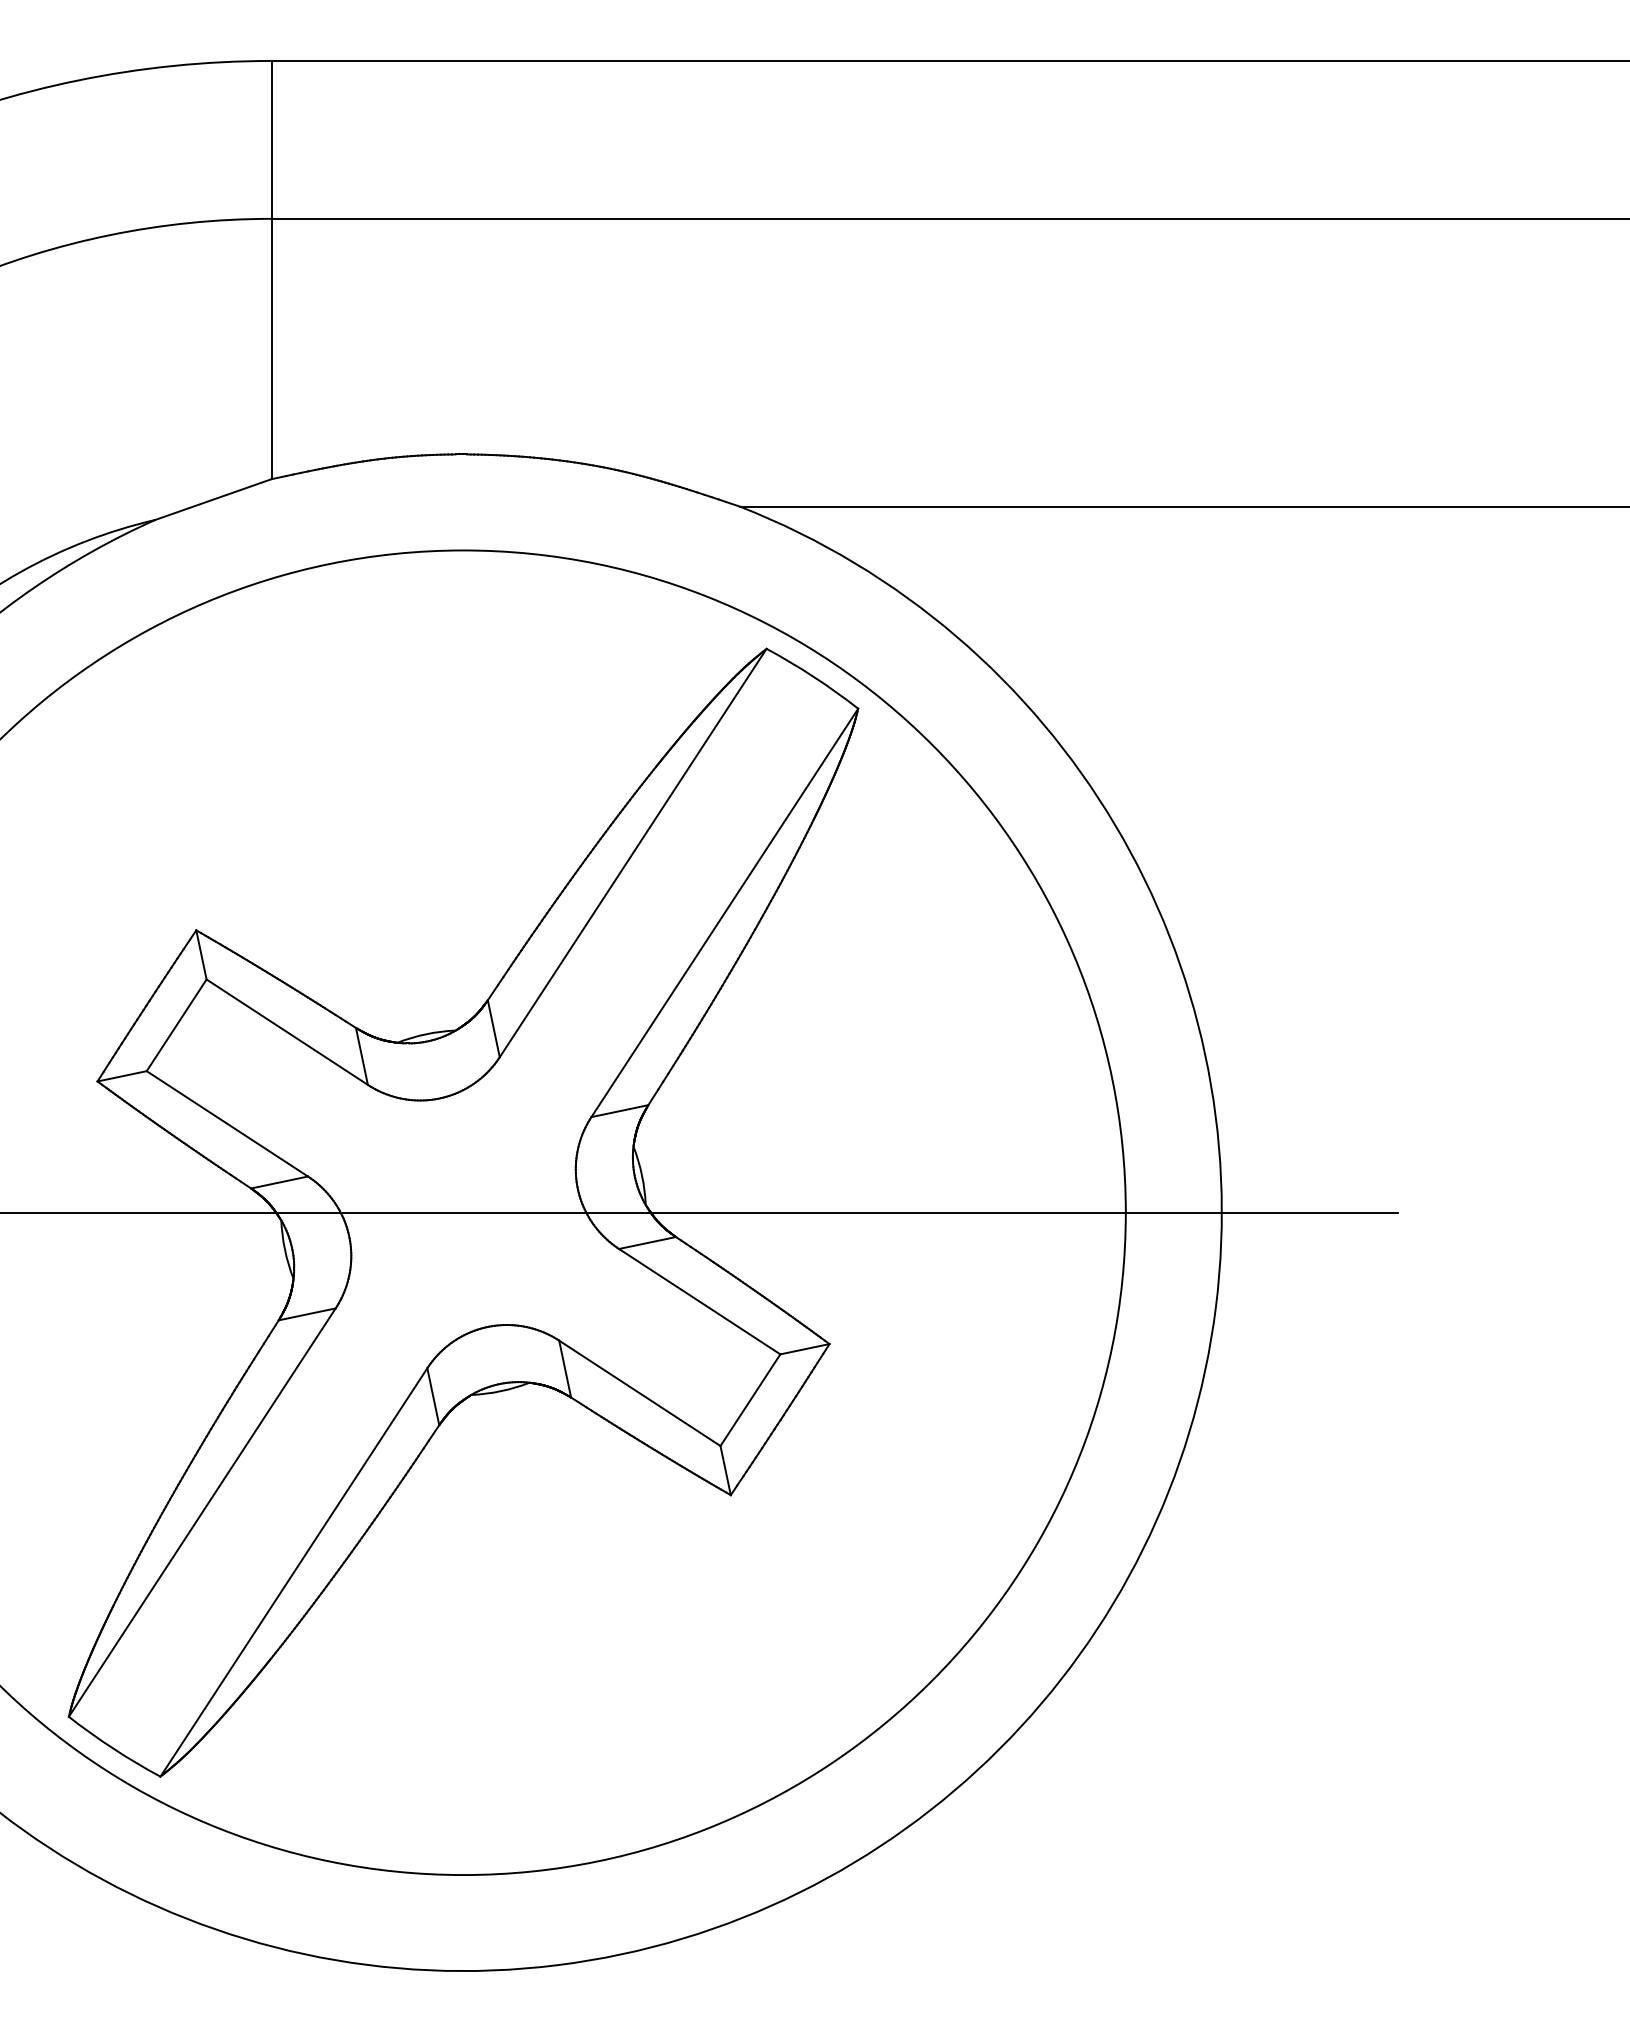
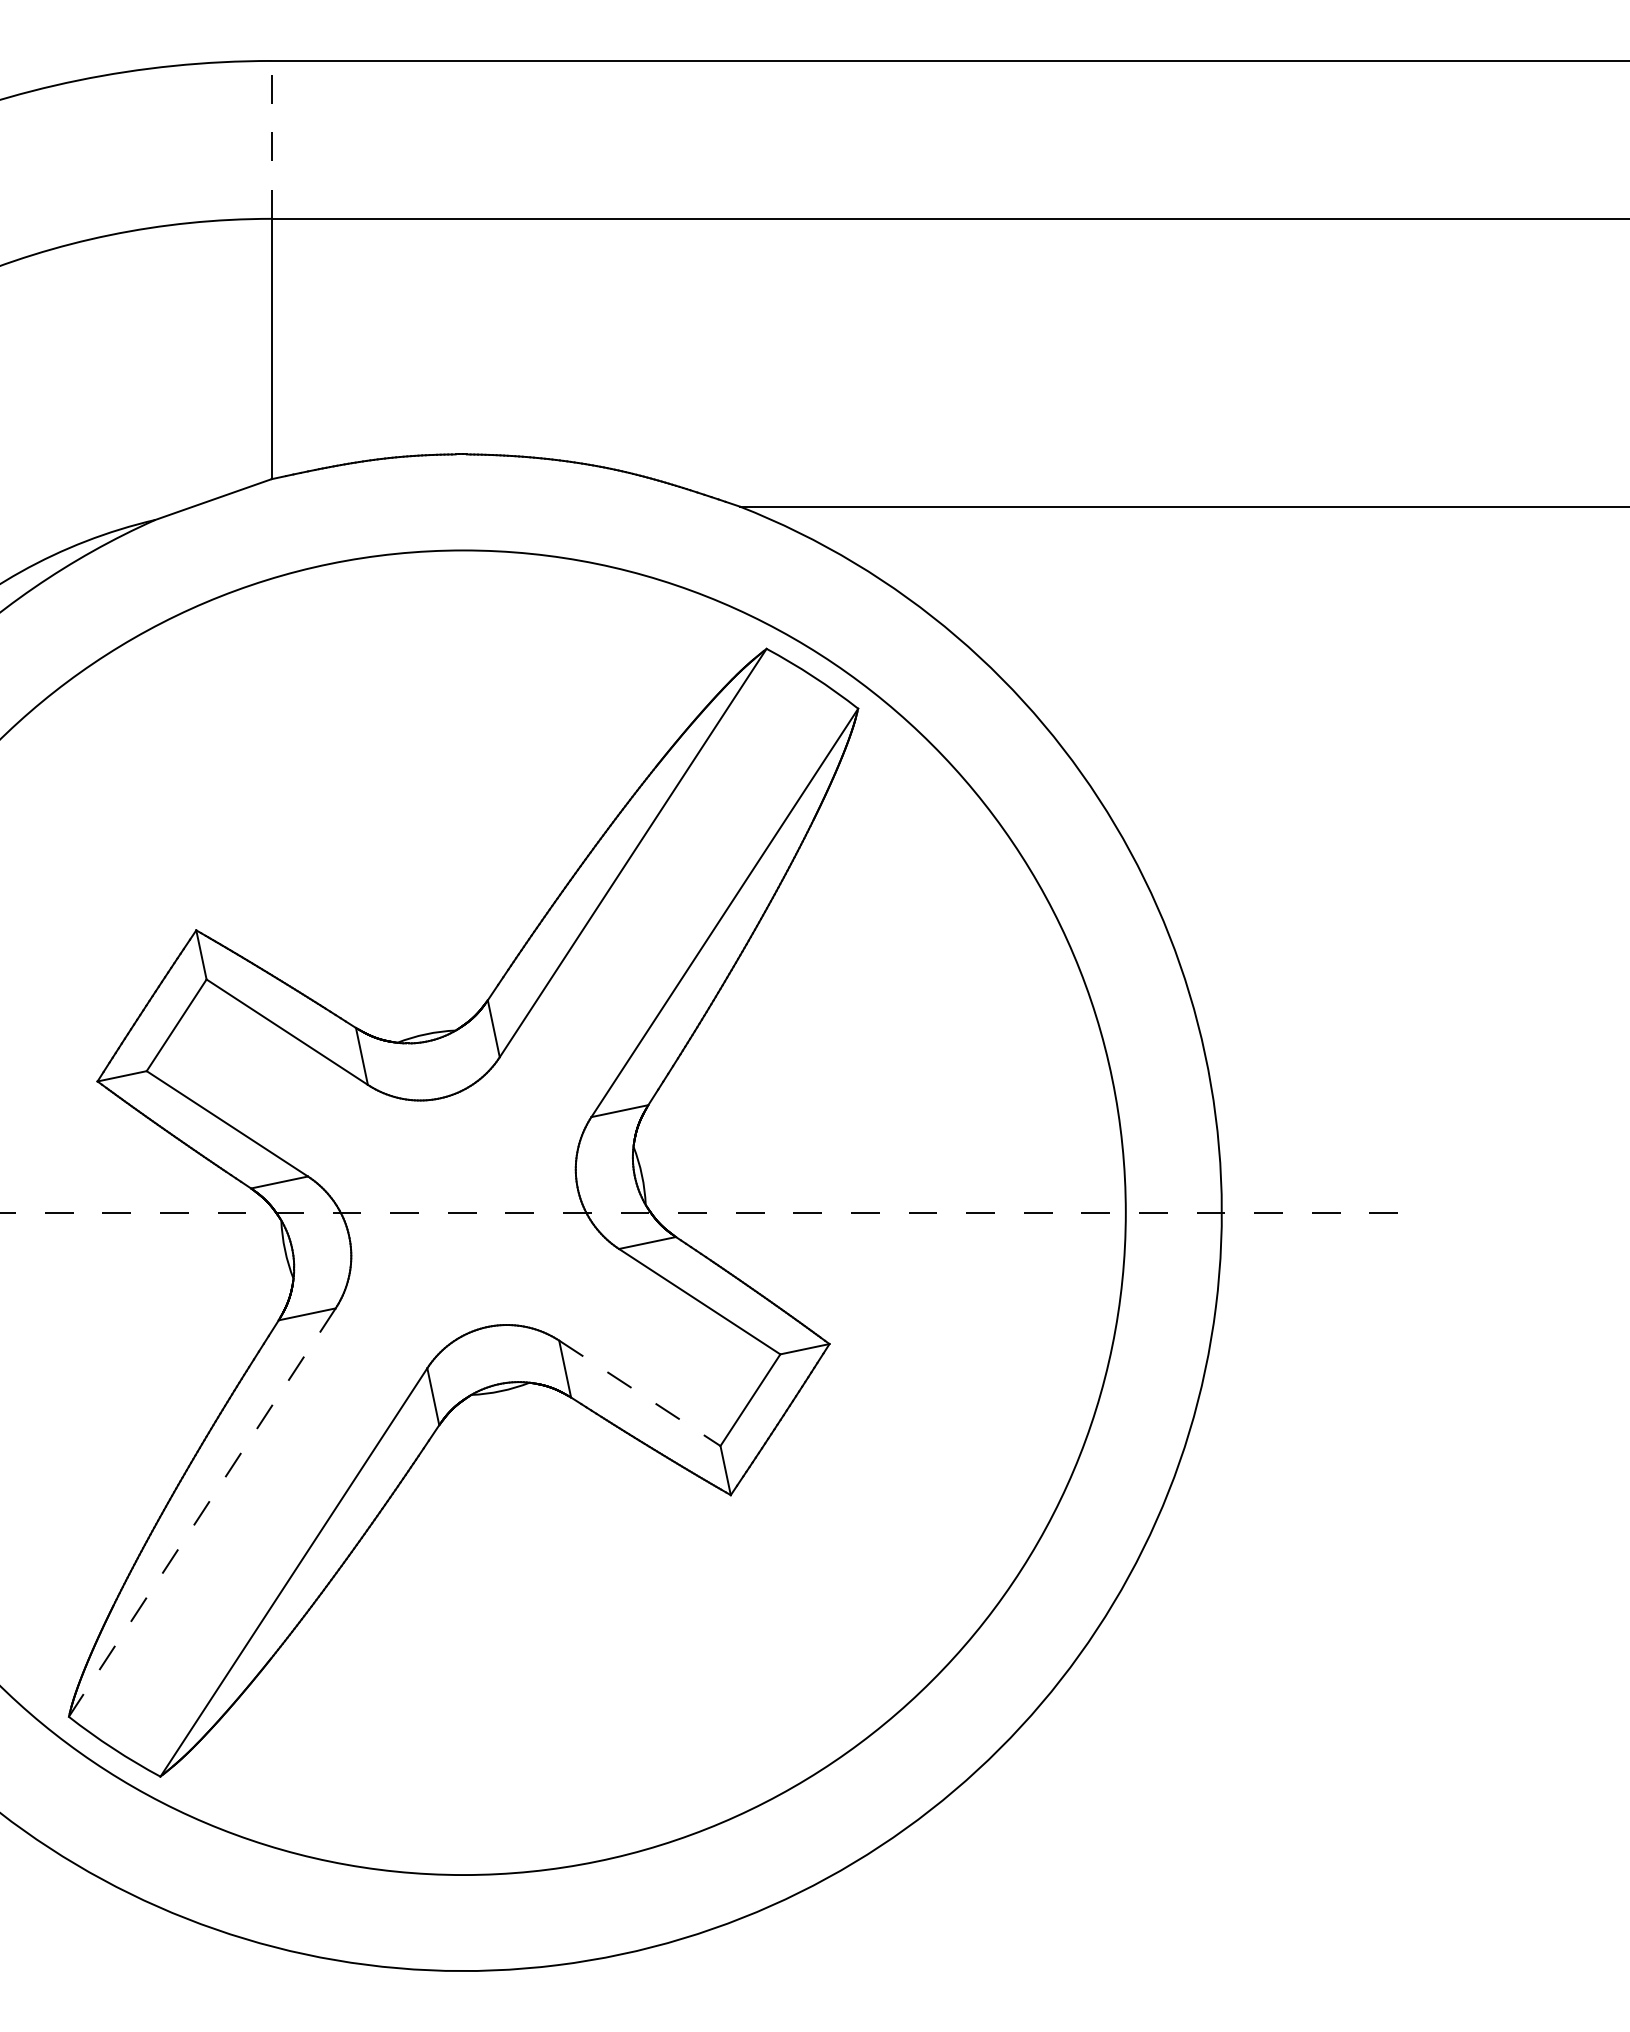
line: solid -> dashed (271, 139)
line: solid -> dashed (699, 1212)
line: solid -> dashed (640, 1393)
line: solid -> dashed (202, 1512)
